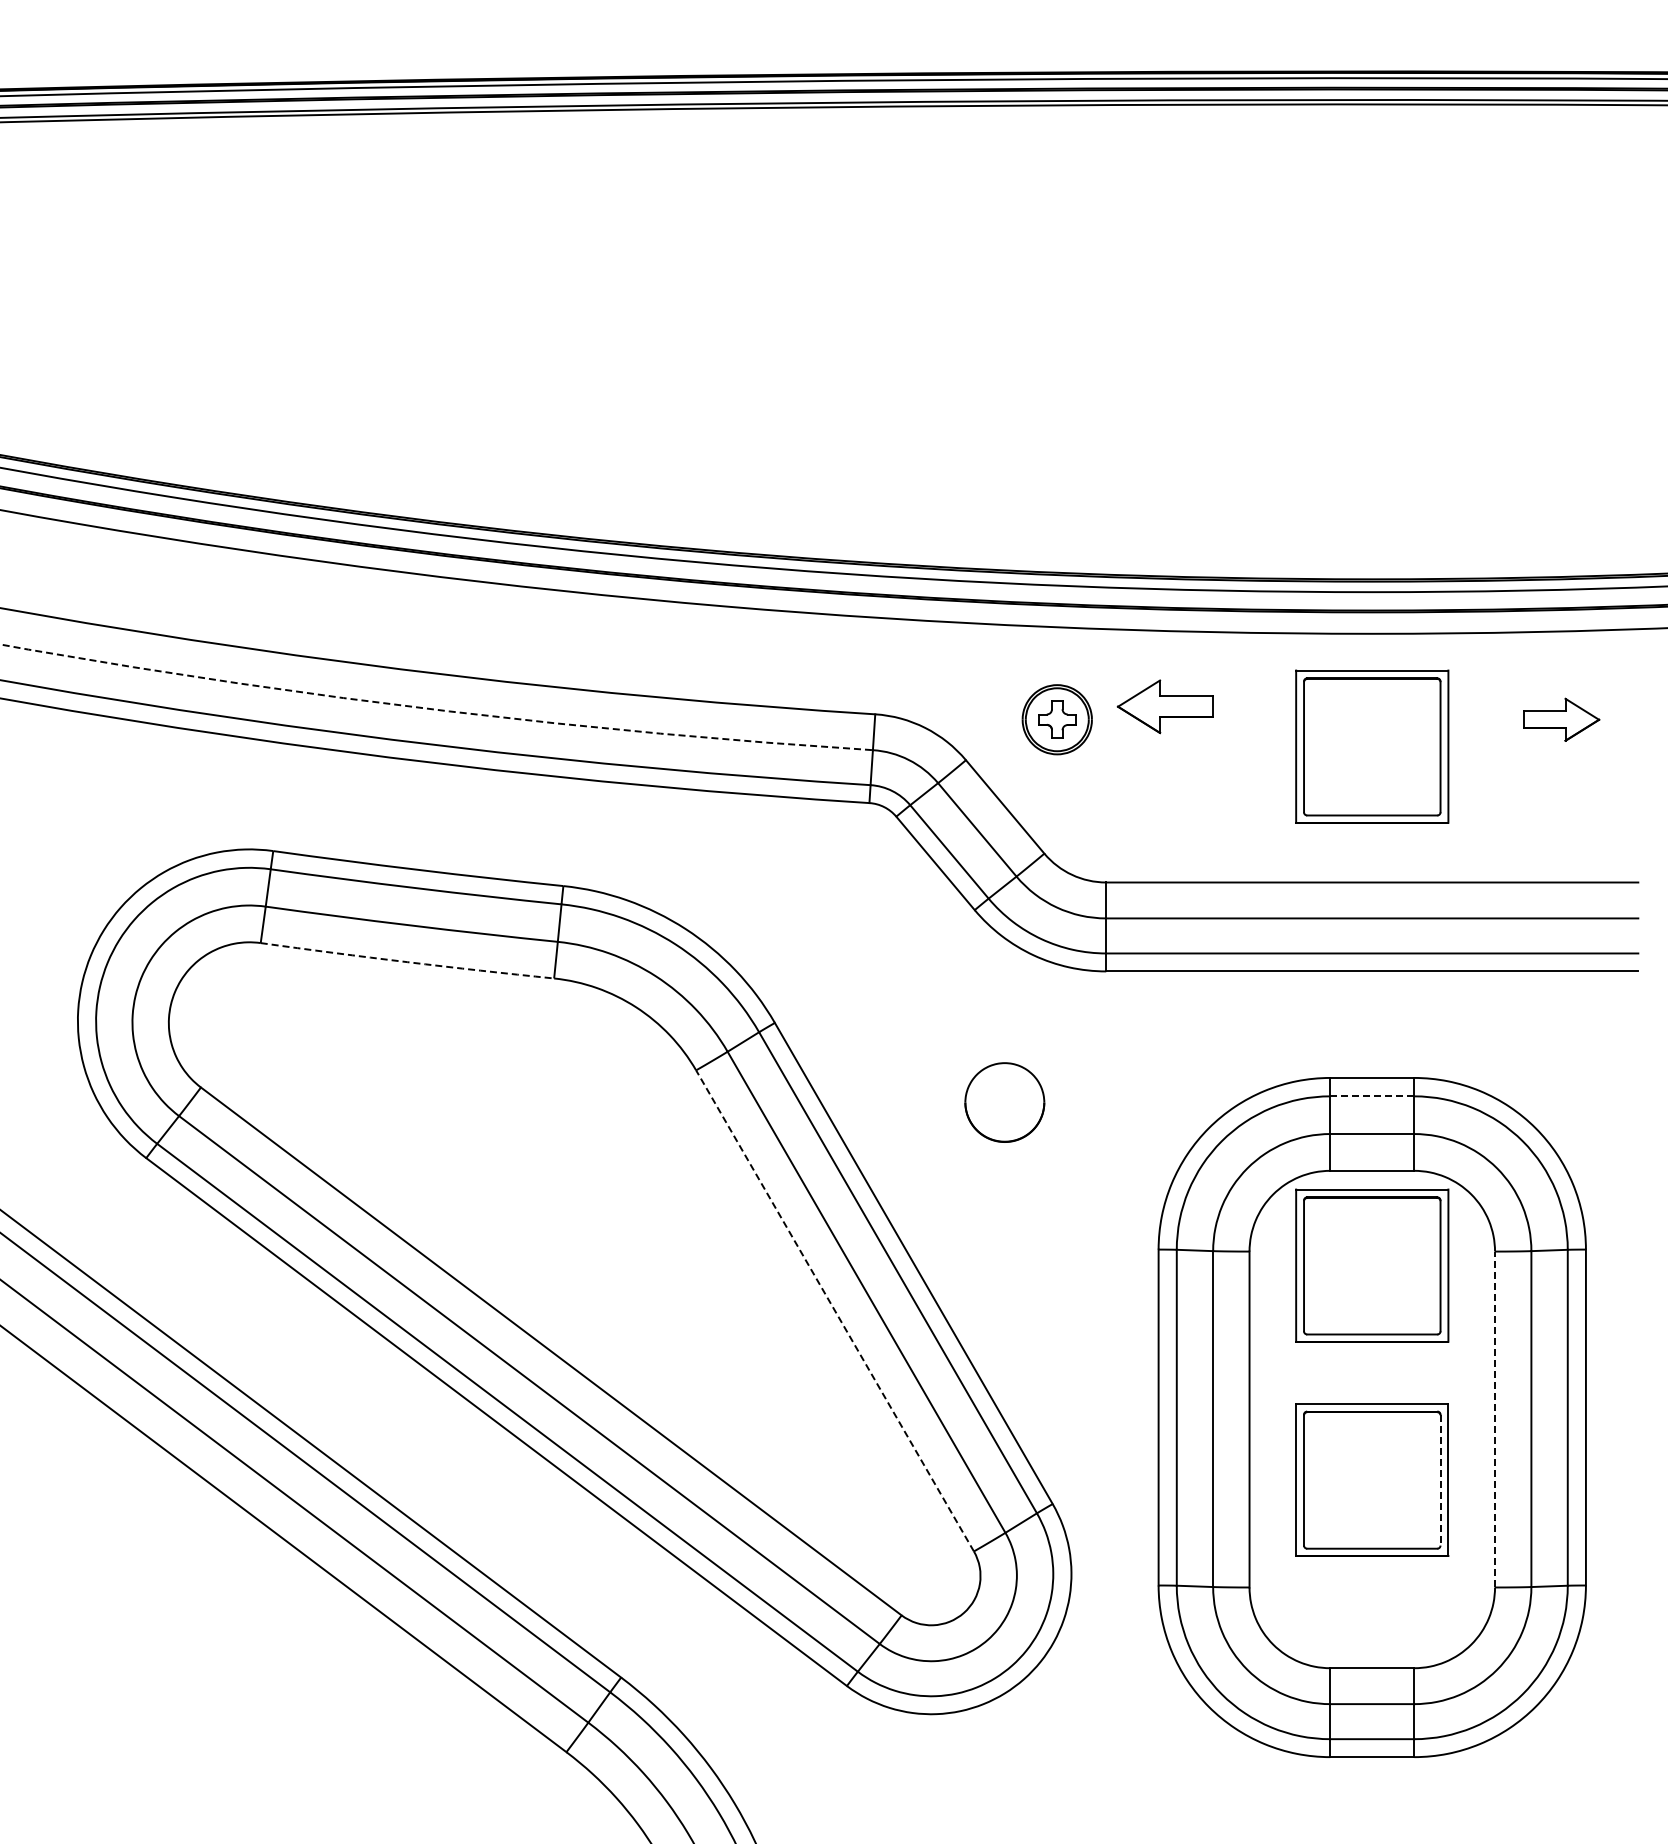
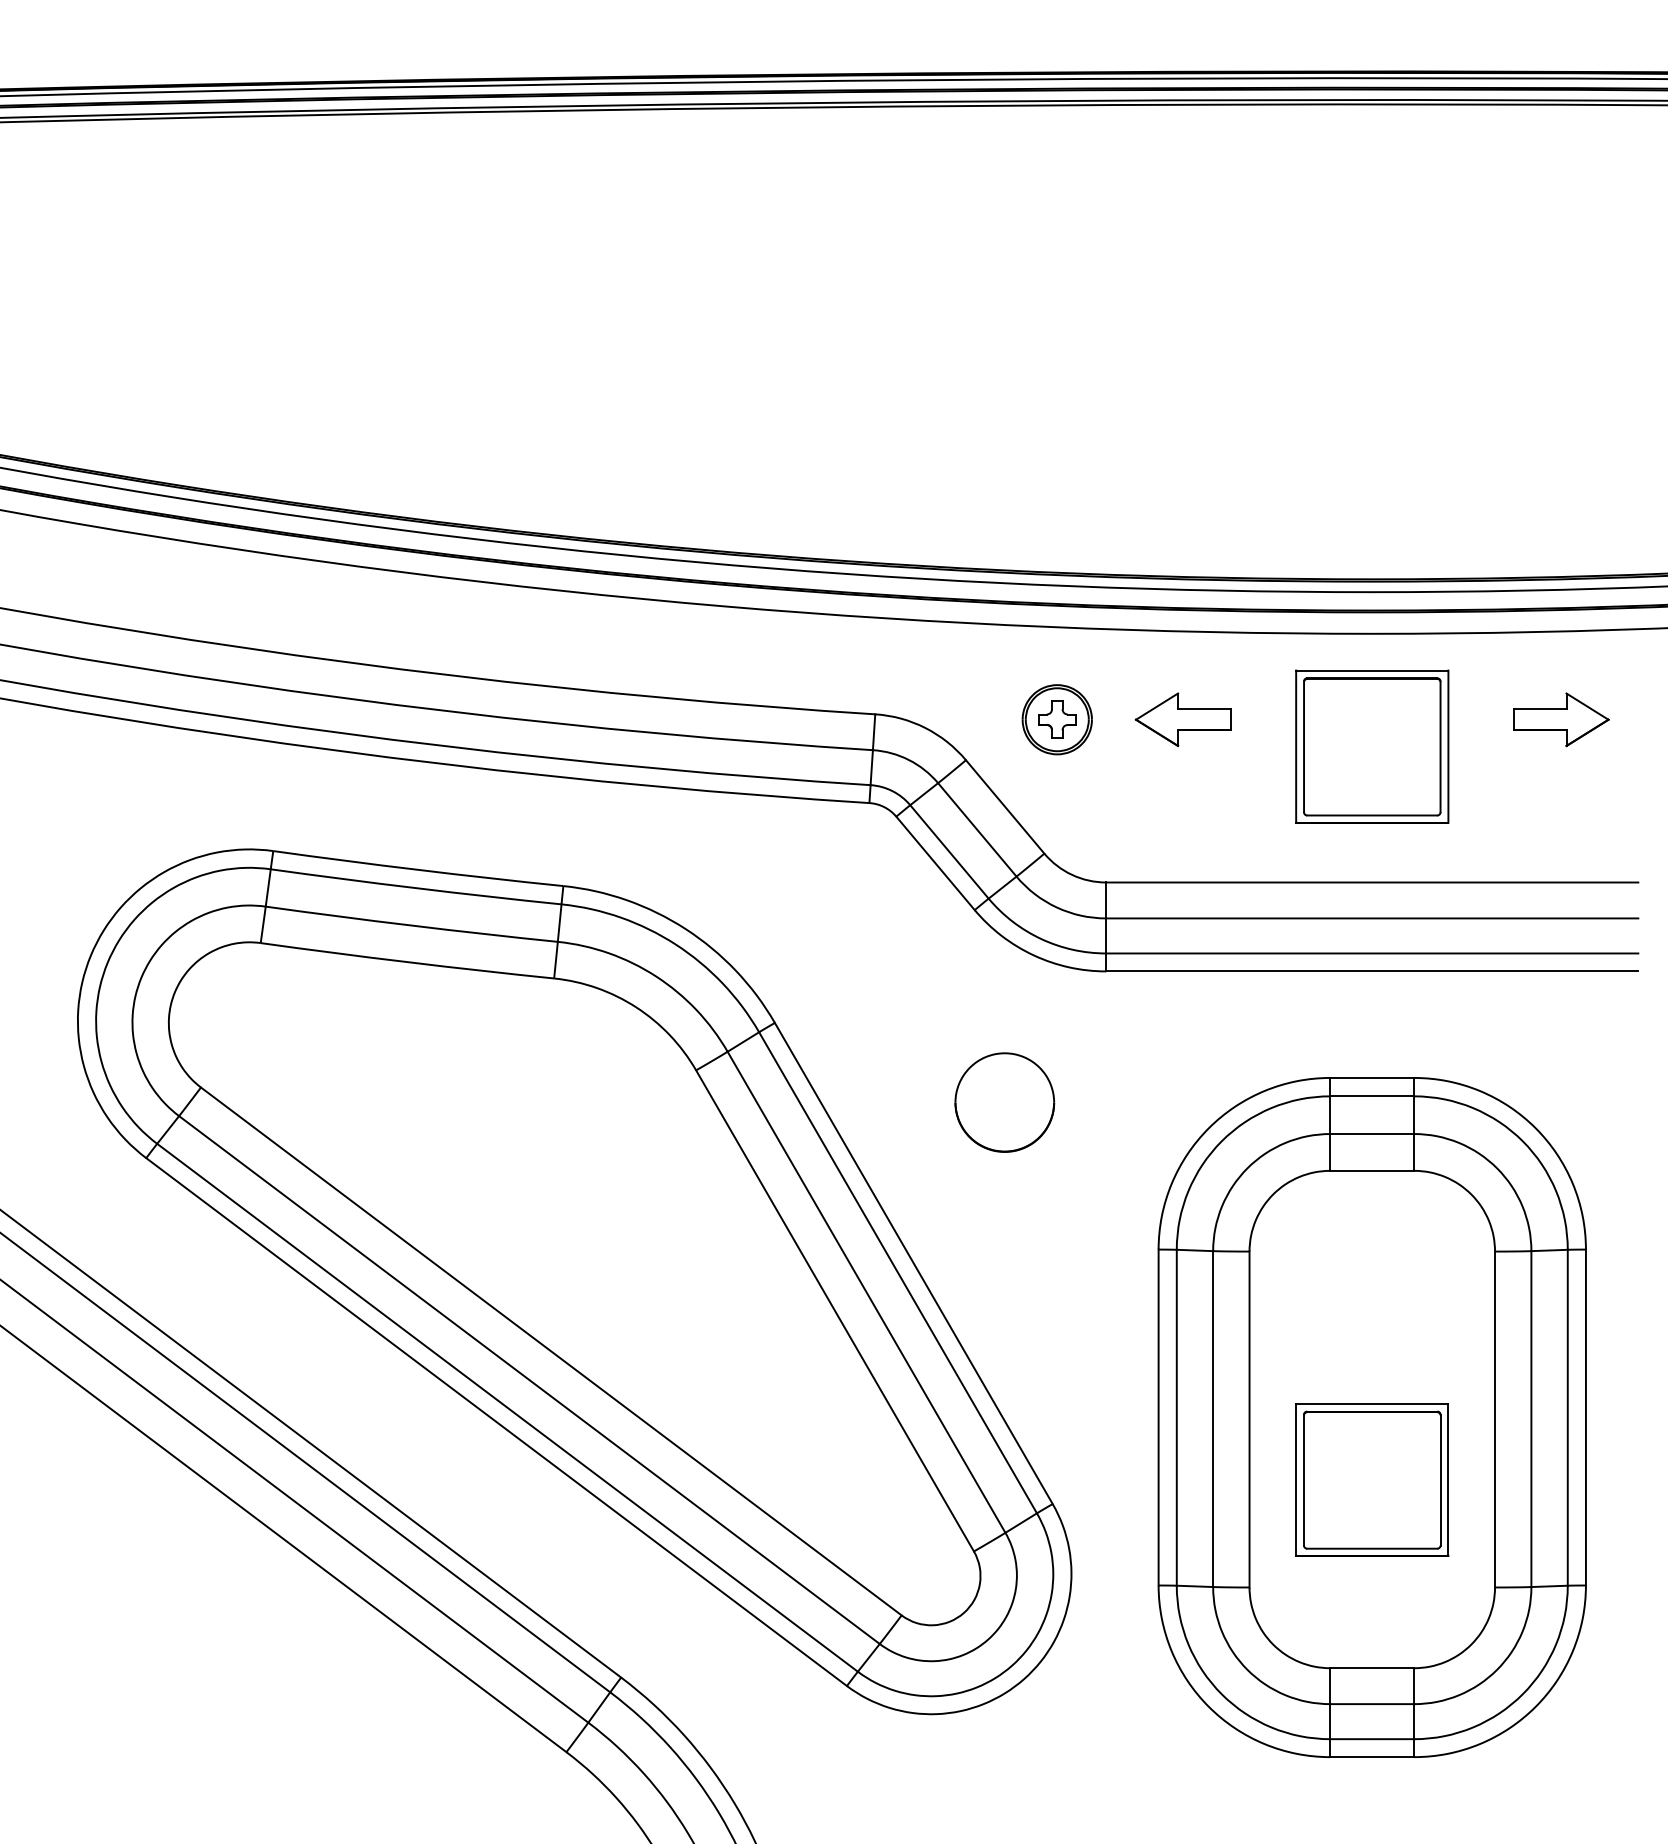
part position: (1164, 706) -> (1182, 719) (1182, 719)
arc: dashed -> solid (435, 709)
part size: 78x45 px -> 97x56 px (1561, 719)
arc: dashed -> solid (407, 962)
line: dashed -> solid (1372, 1096)
part size: 82x81 px -> 102x101 px (1004, 1102)
part: present -> none (1372, 1265)
line: dashed -> solid (835, 1310)
line: dashed -> solid (1495, 1419)
line: dashed -> solid (1440, 1480)
